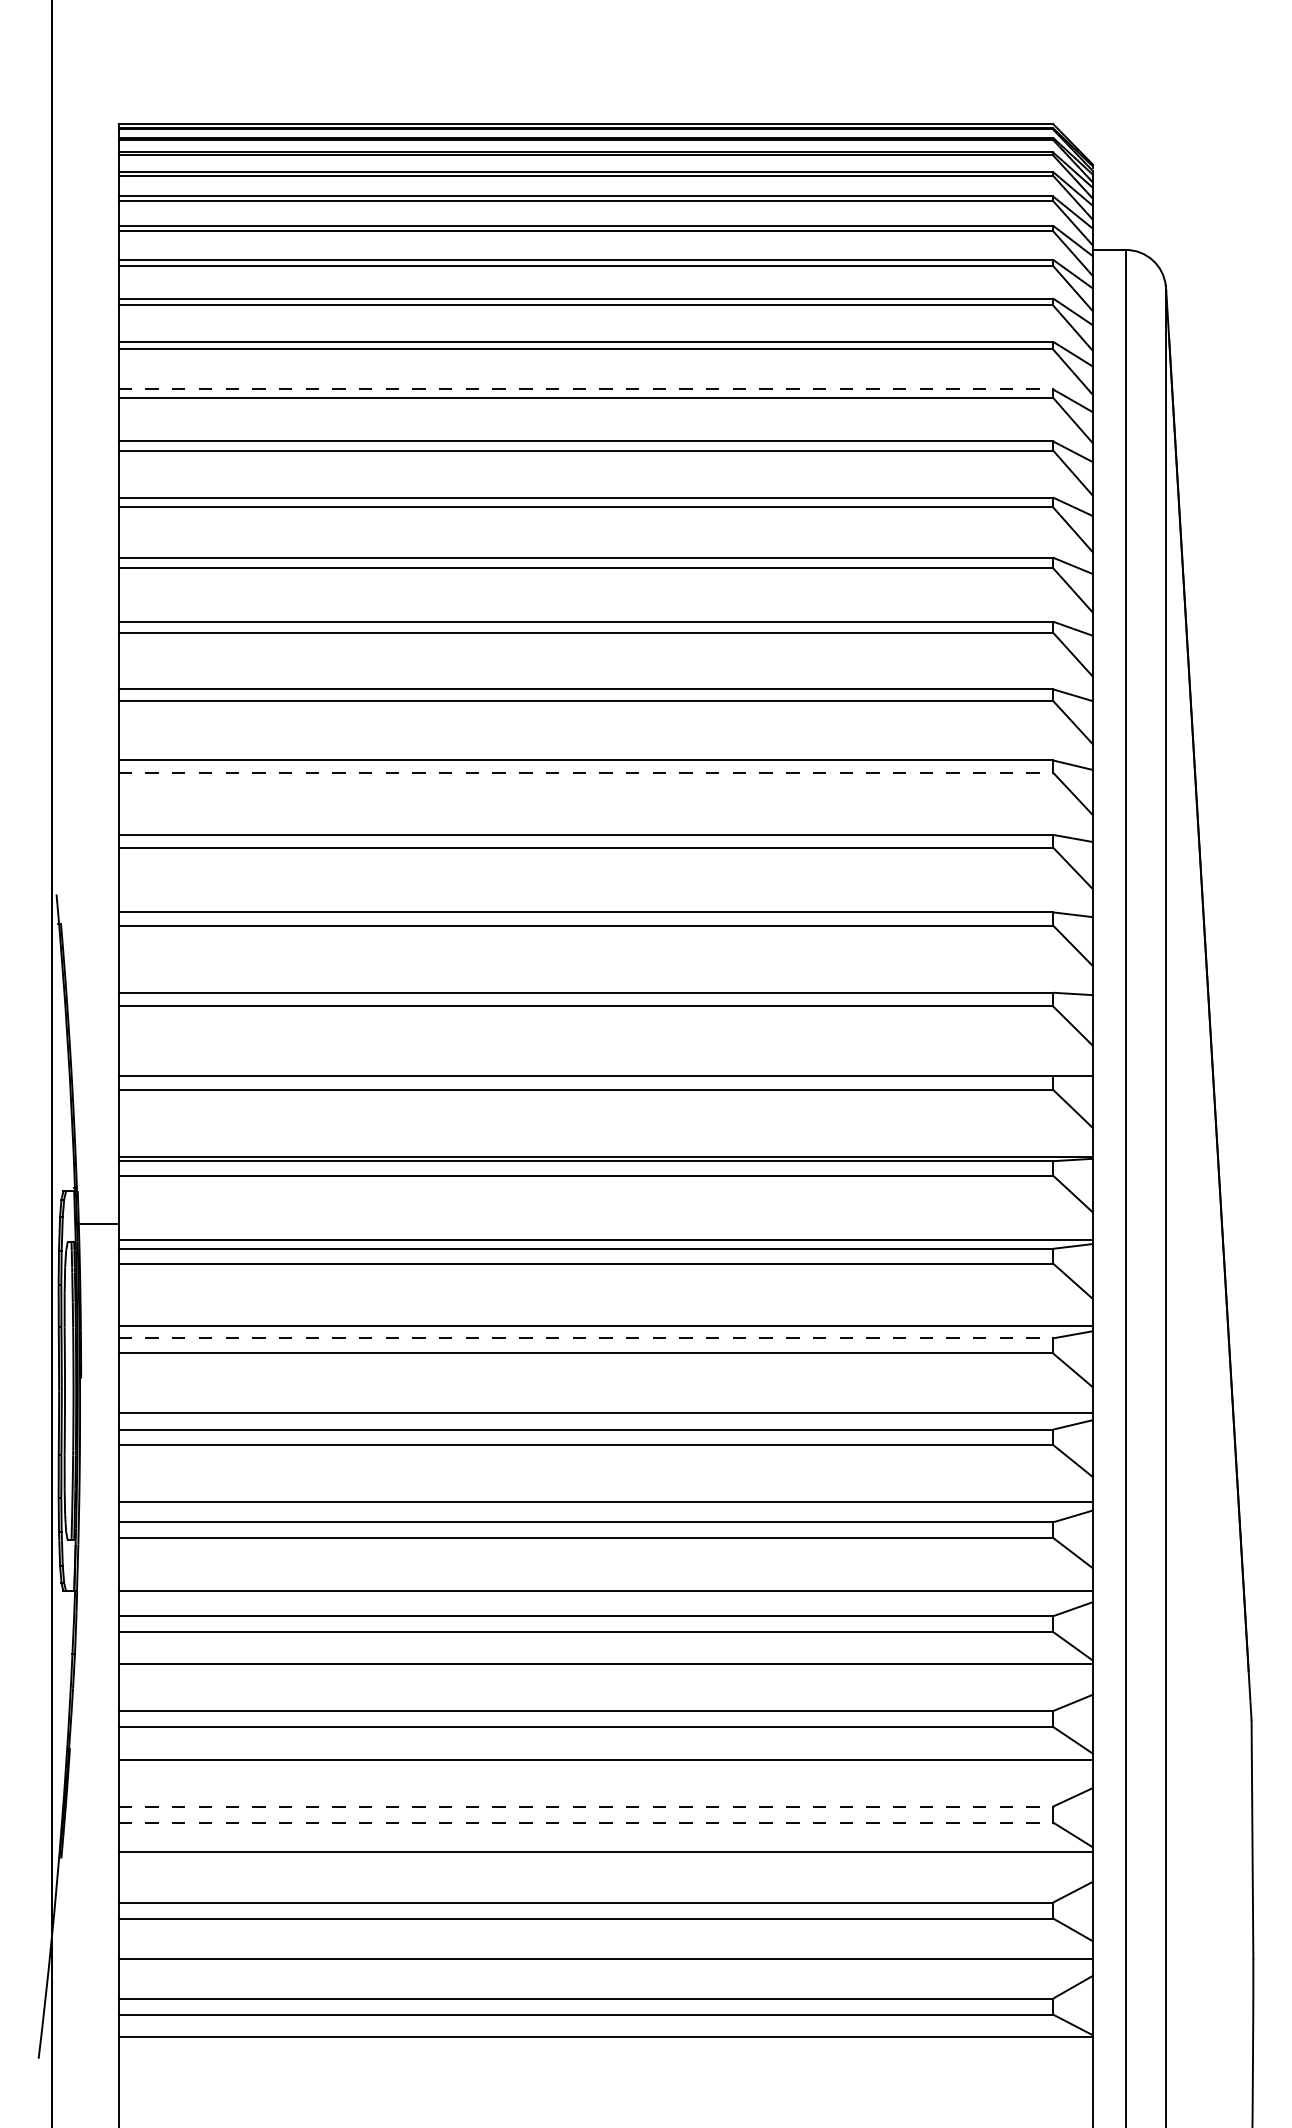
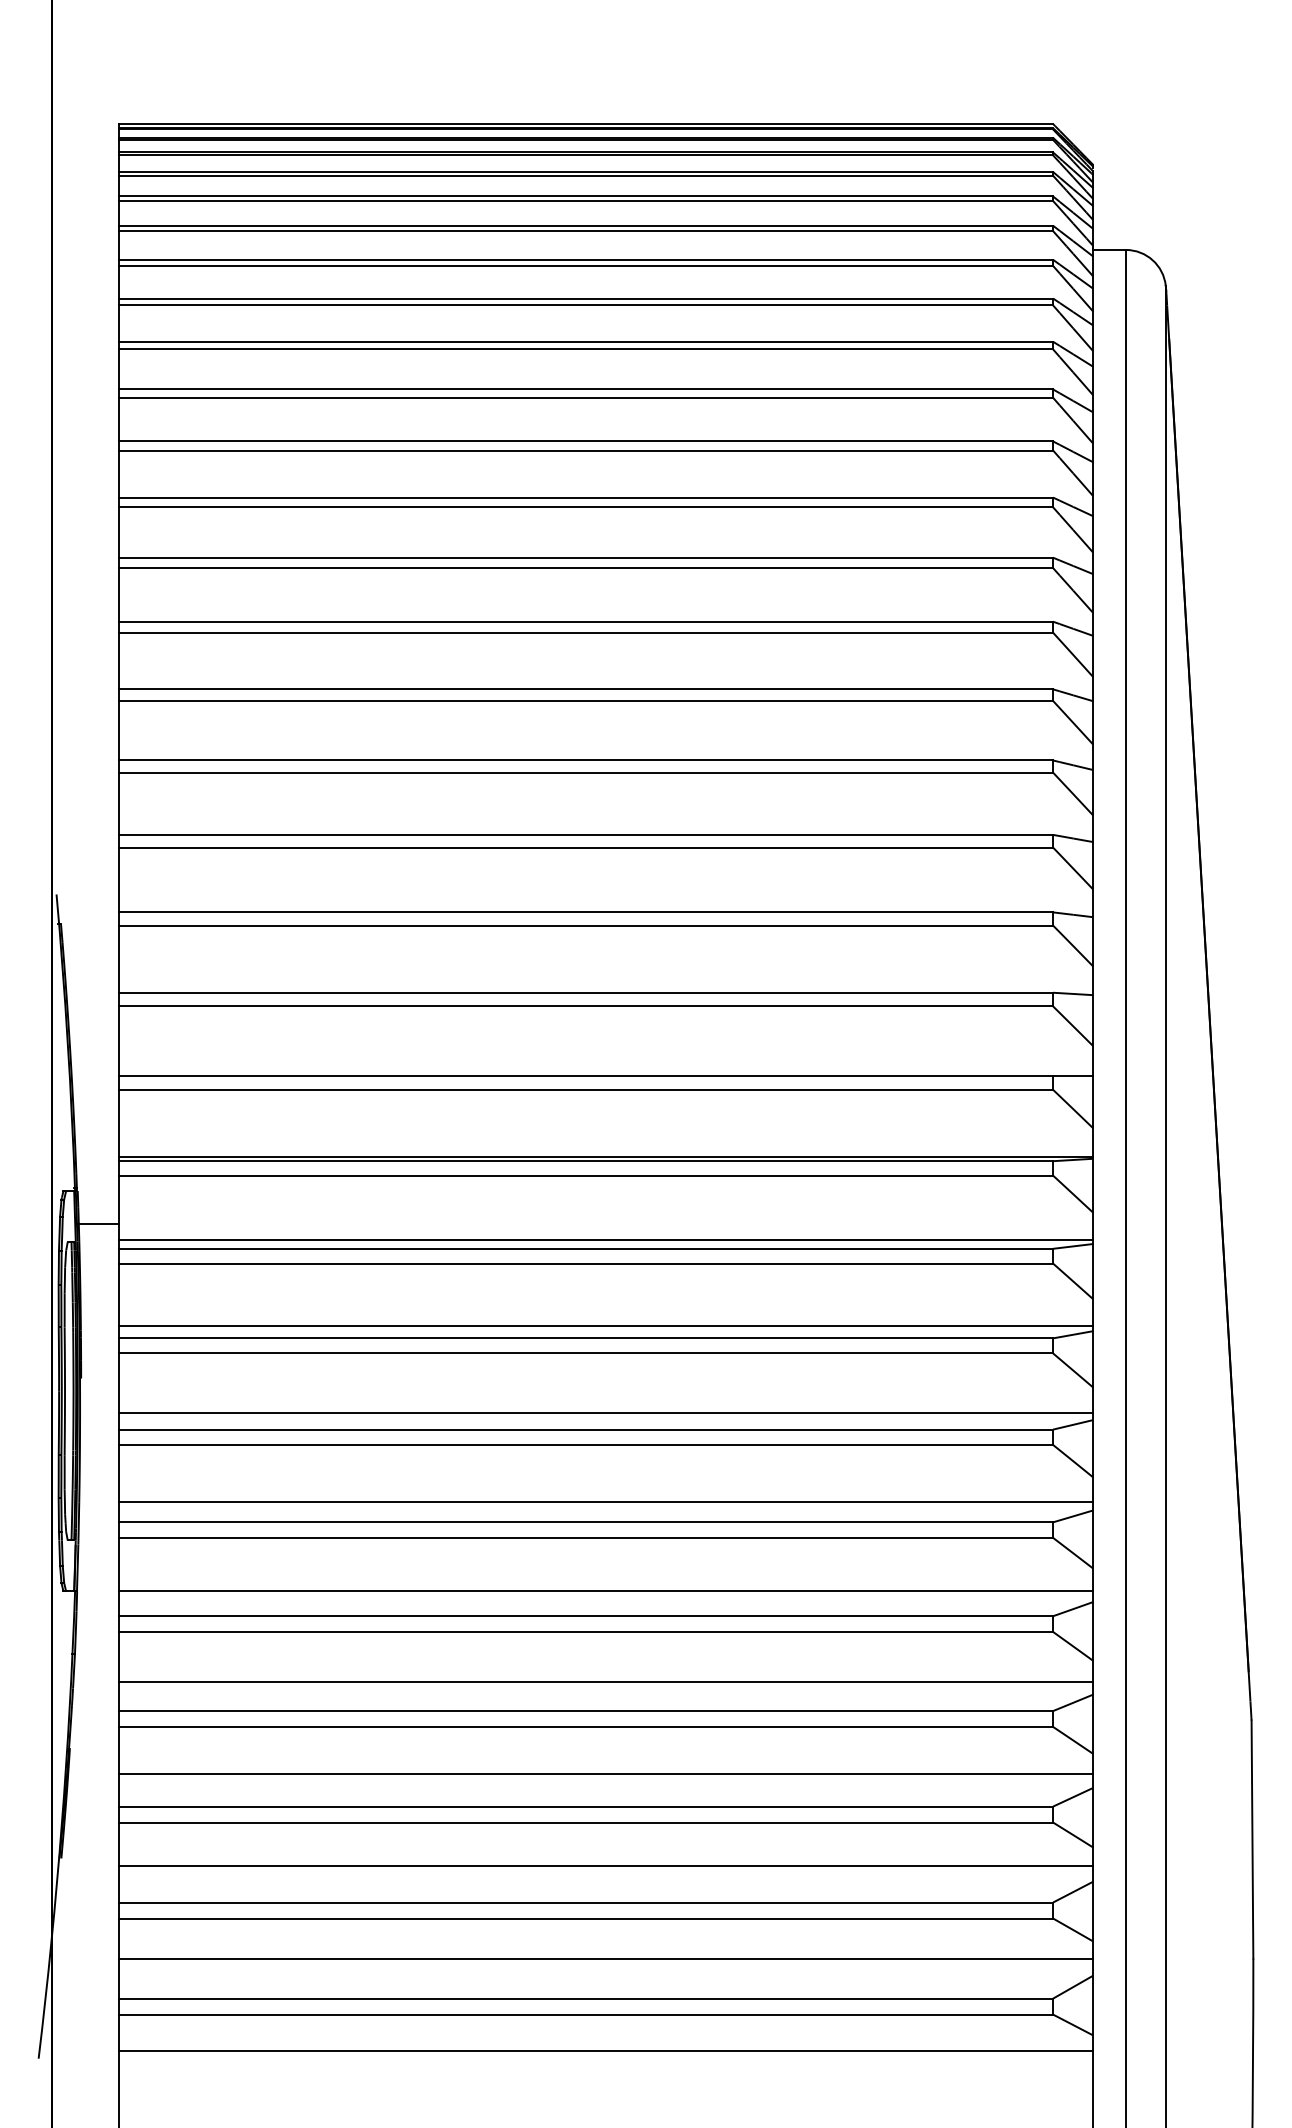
line: dashed -> solid (586, 389)
line: dashed -> solid (586, 772)
line: dashed -> solid (586, 1338)
line position: (605, 1664) -> (605, 1682) (605, 1682)
line position: (605, 1760) -> (605, 1774) (605, 1774)
line: dashed -> solid (586, 1806)
line: dashed -> solid (586, 1822)
line position: (605, 1852) -> (605, 1866) (605, 1866)
line position: (605, 2036) -> (605, 2050) (605, 2050)
